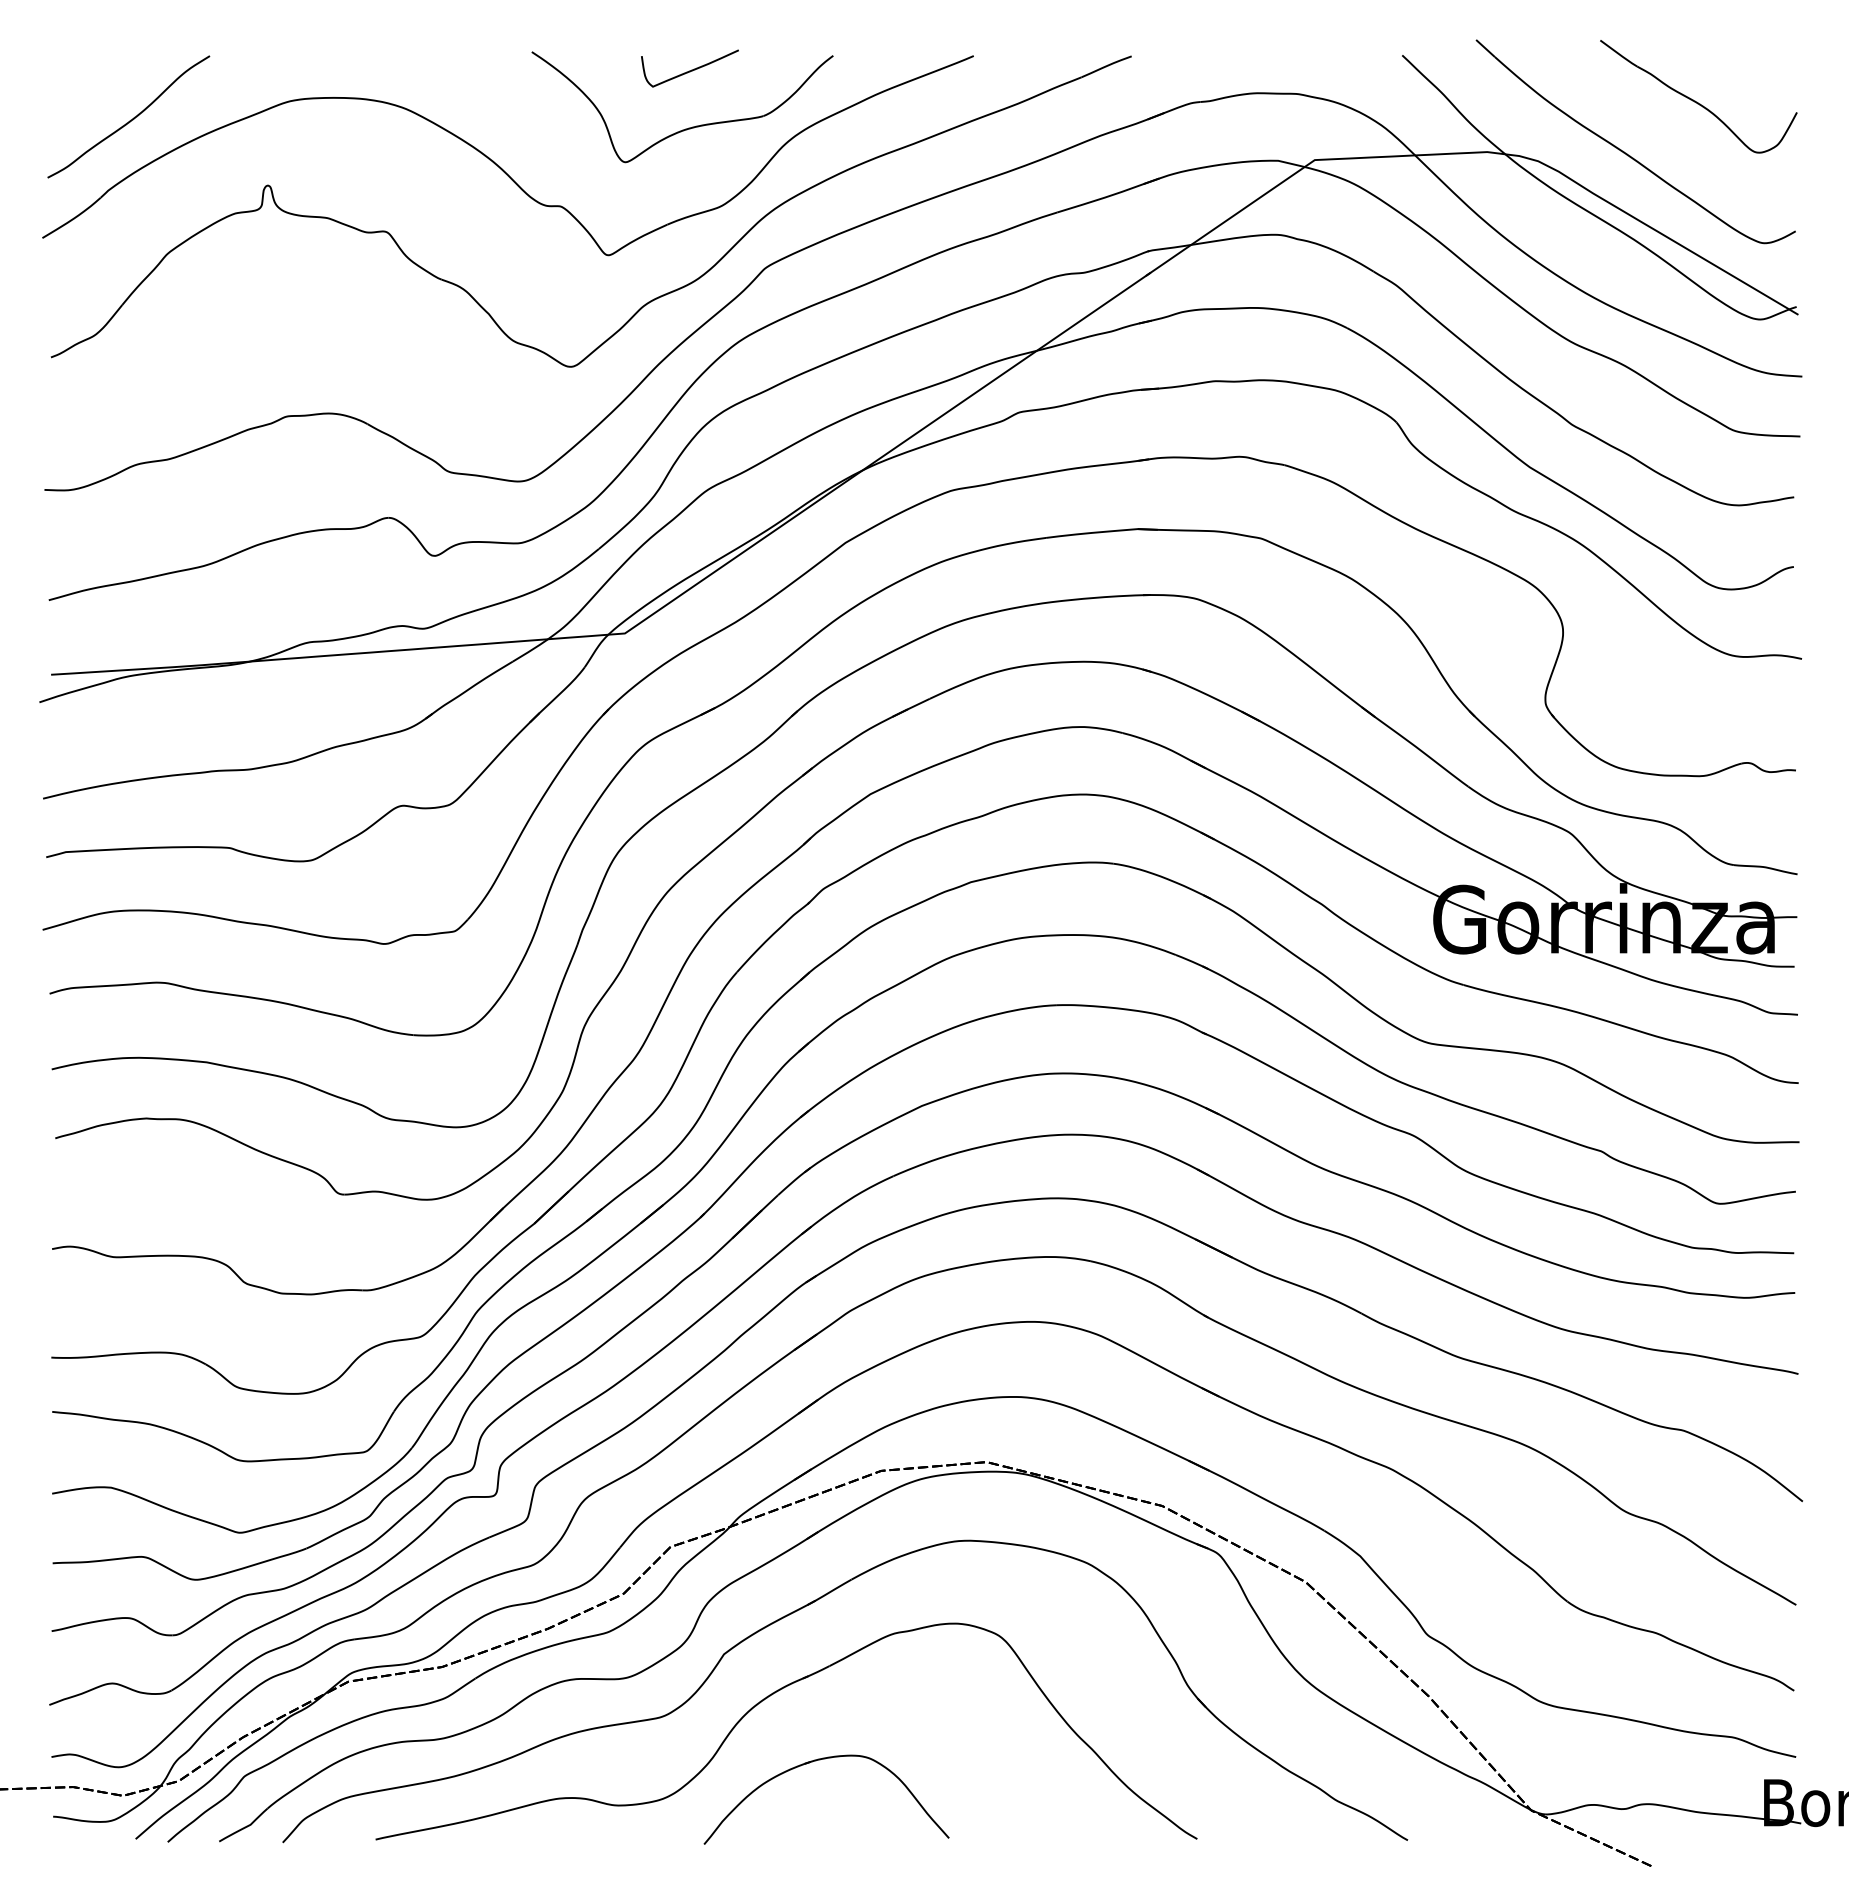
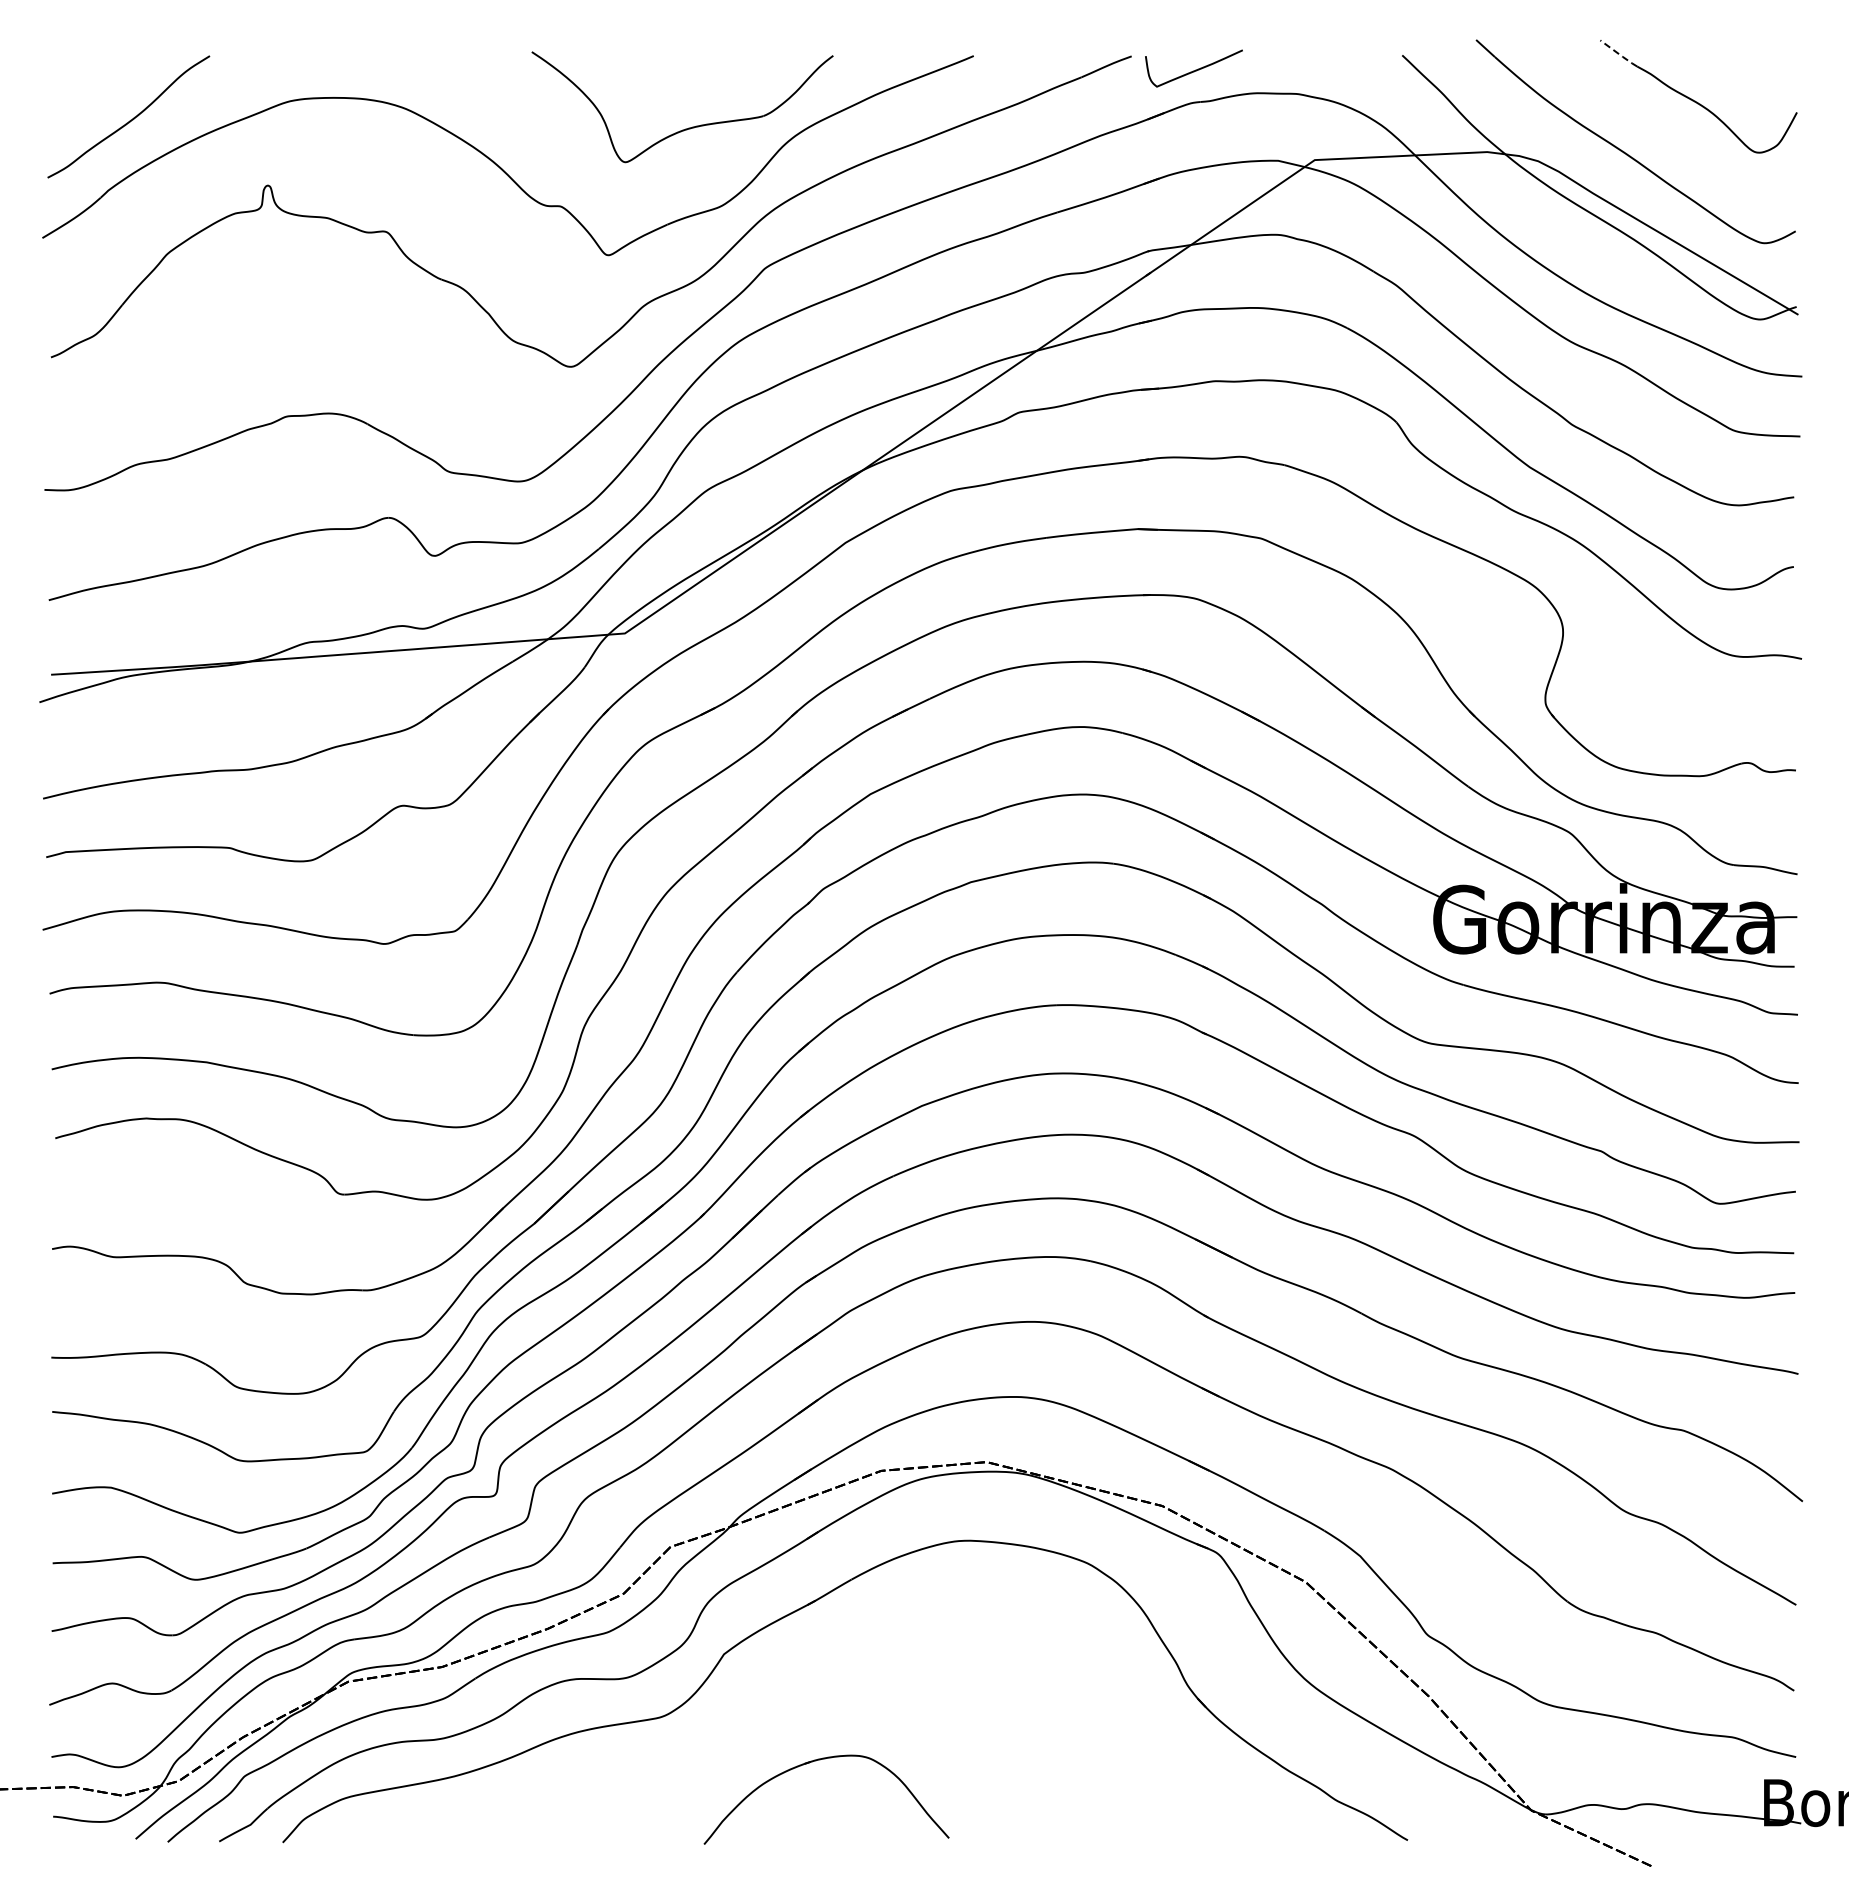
line: solid -> dashed (1619, 54)
curve position: (689, 70) -> (1193, 70) (1193, 70)
part: present -> none (764, 1700)
